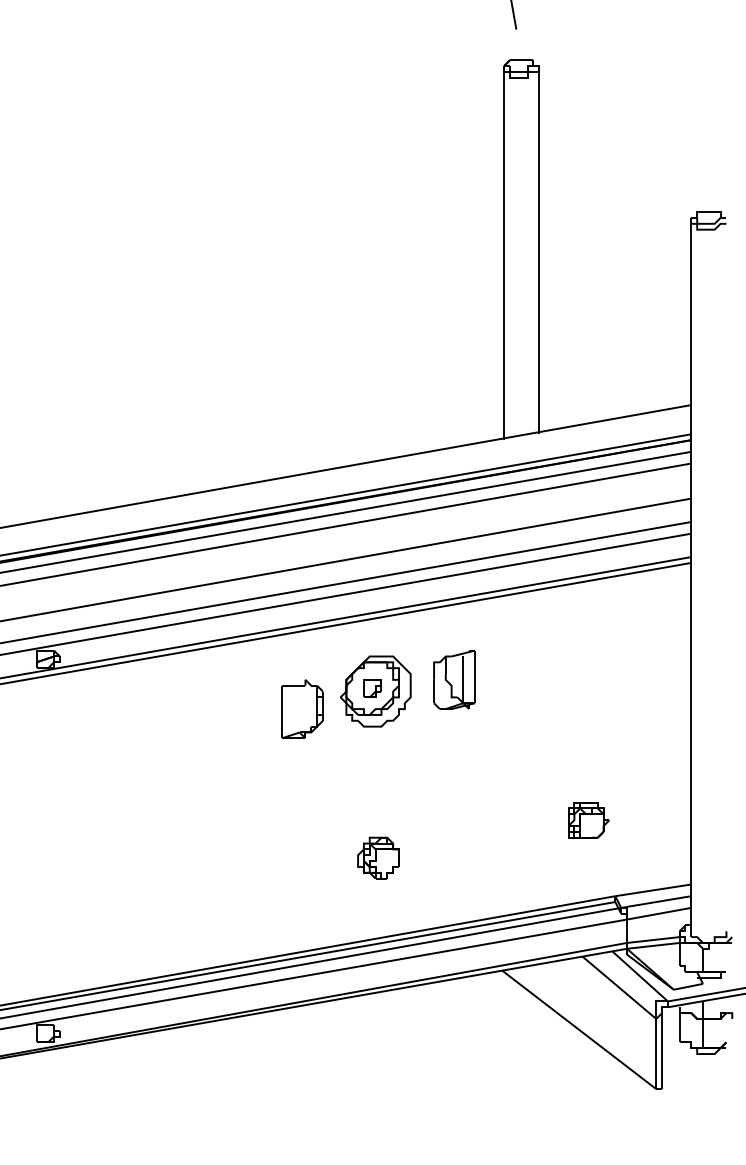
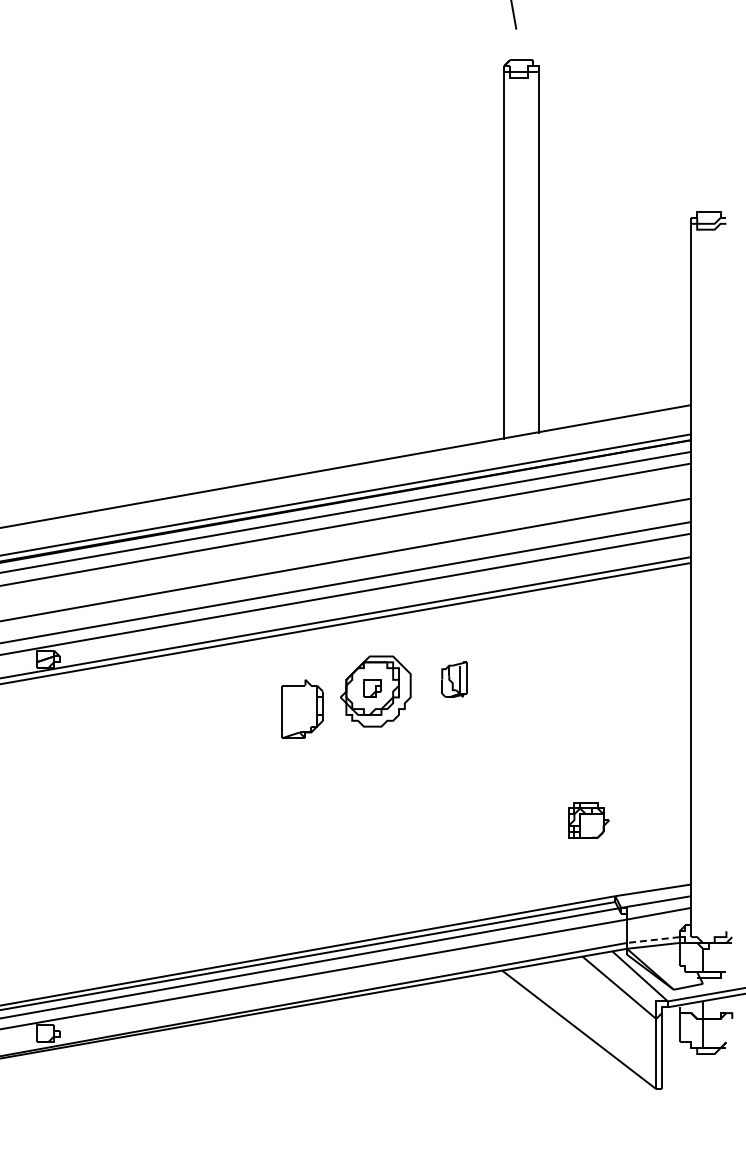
part size: 43x61 px -> 27x37 px (454, 679)
part: present -> none (378, 857)
line: solid -> dashed (652, 940)
